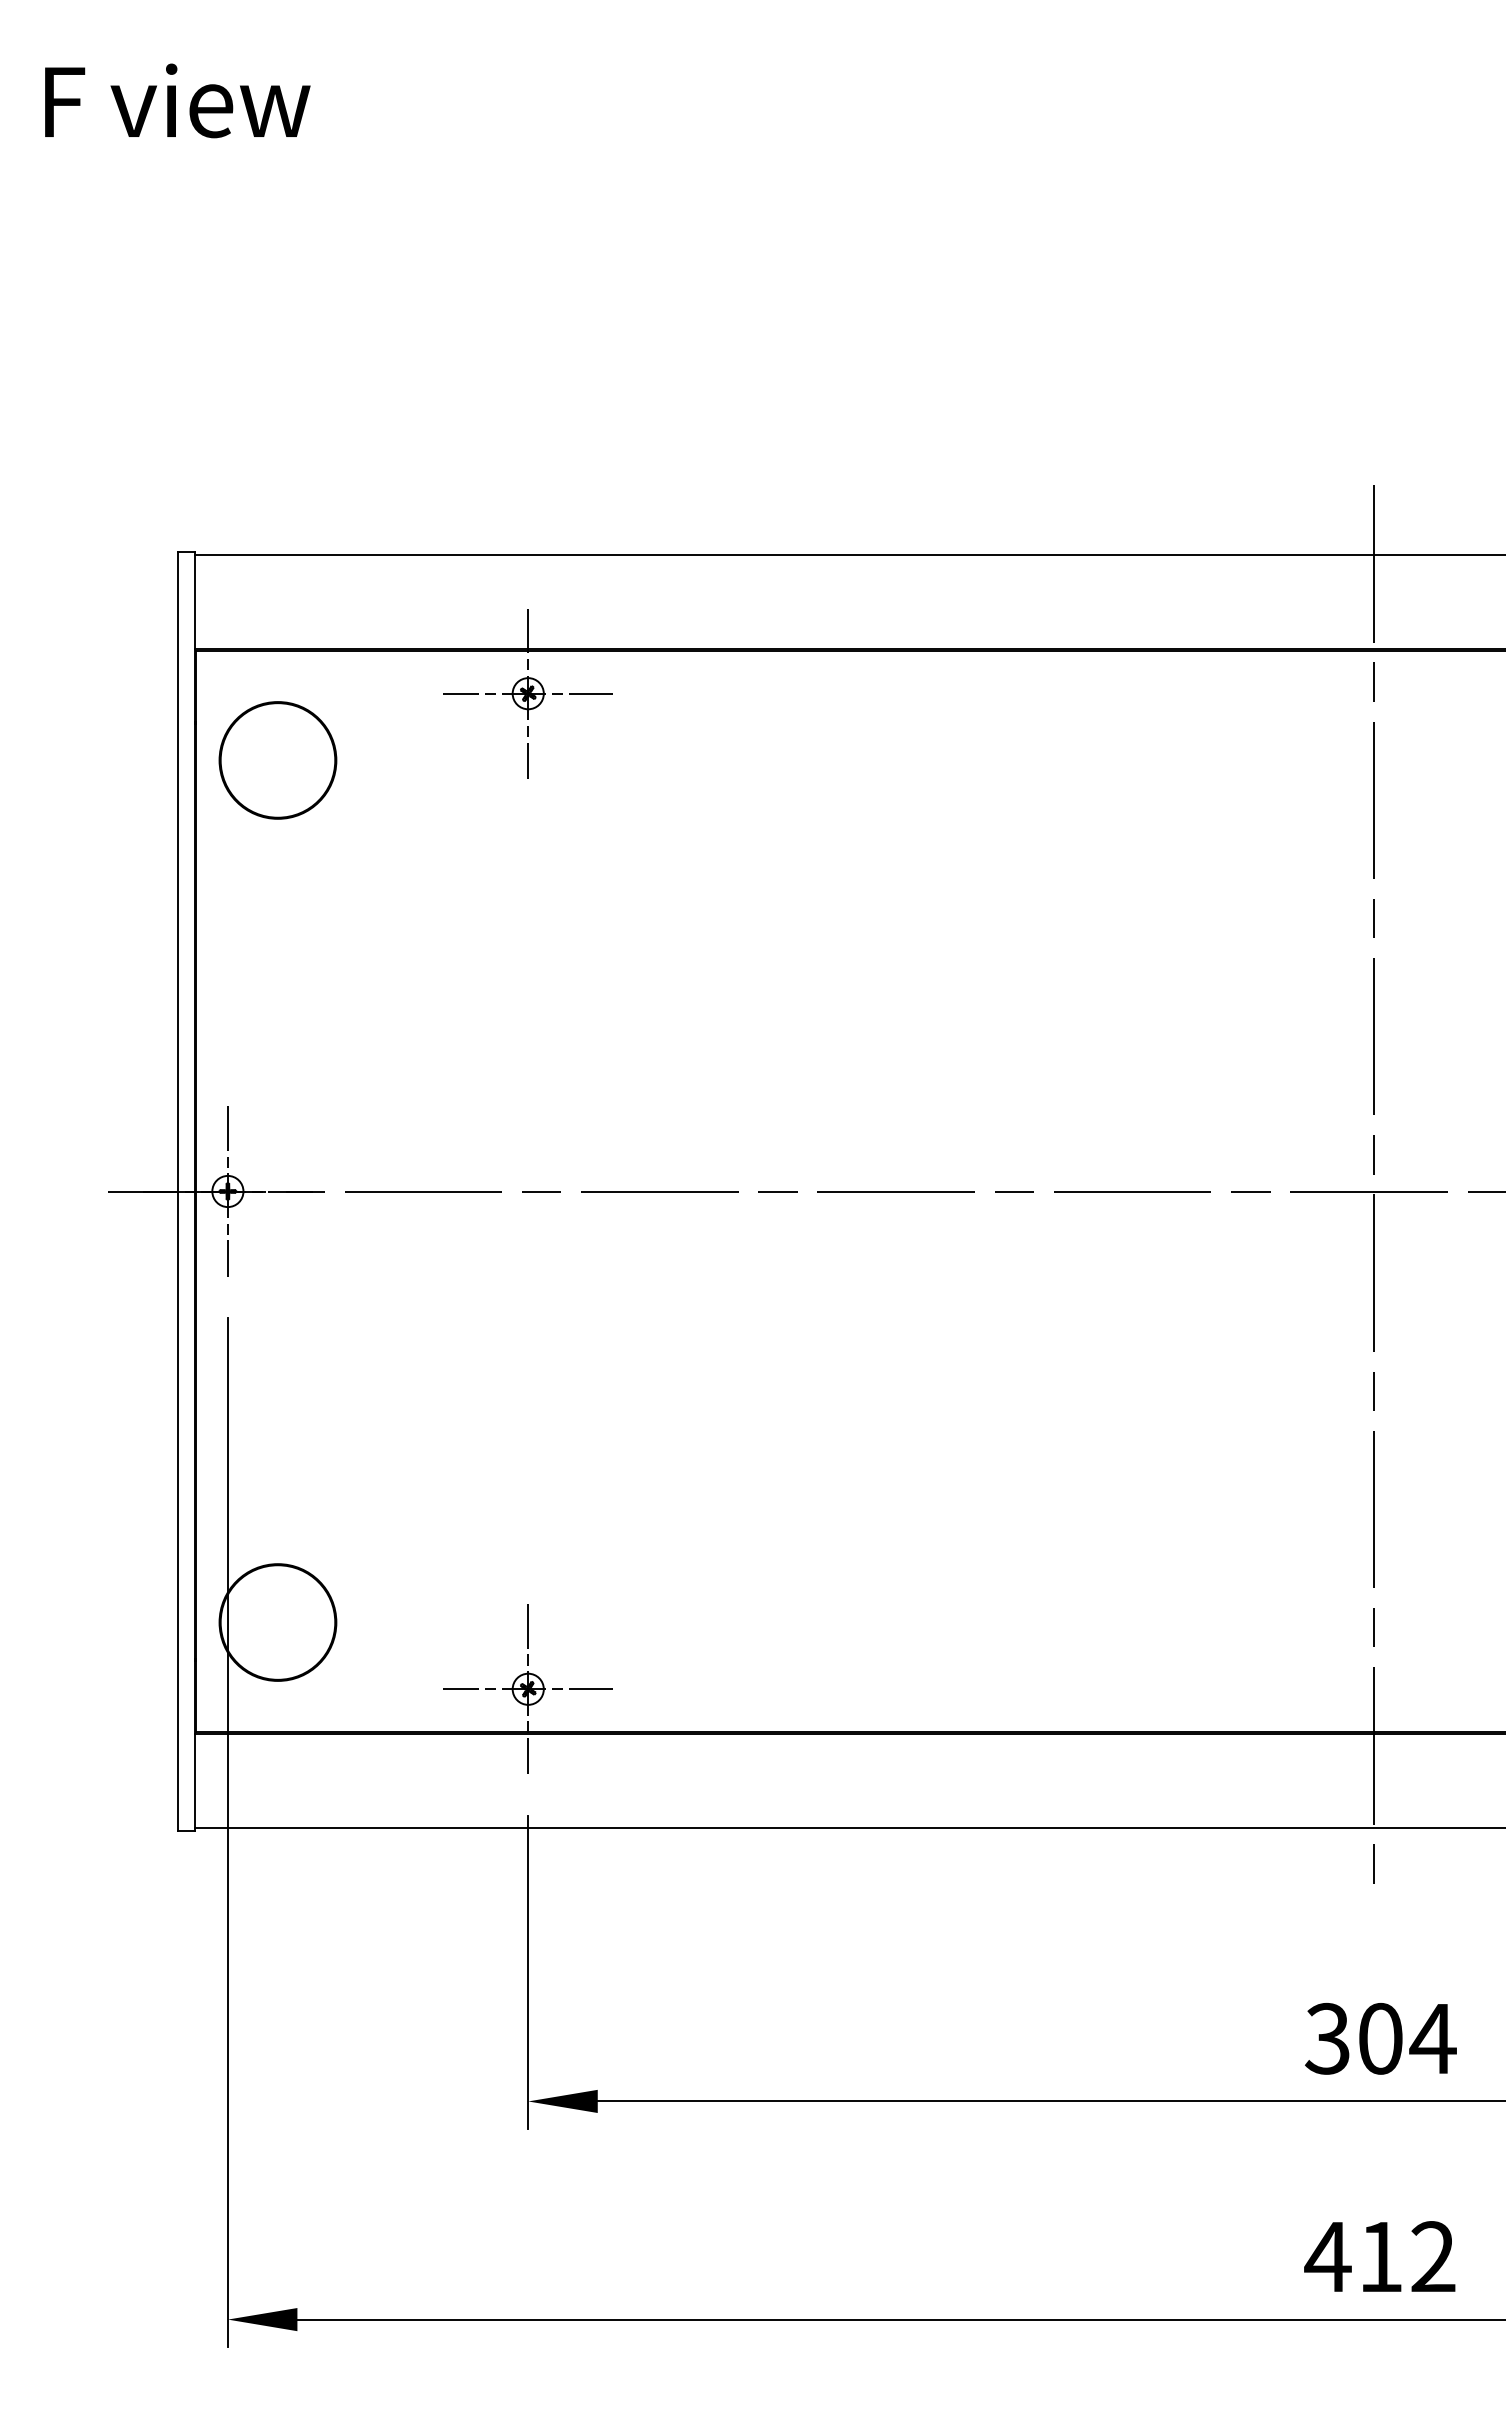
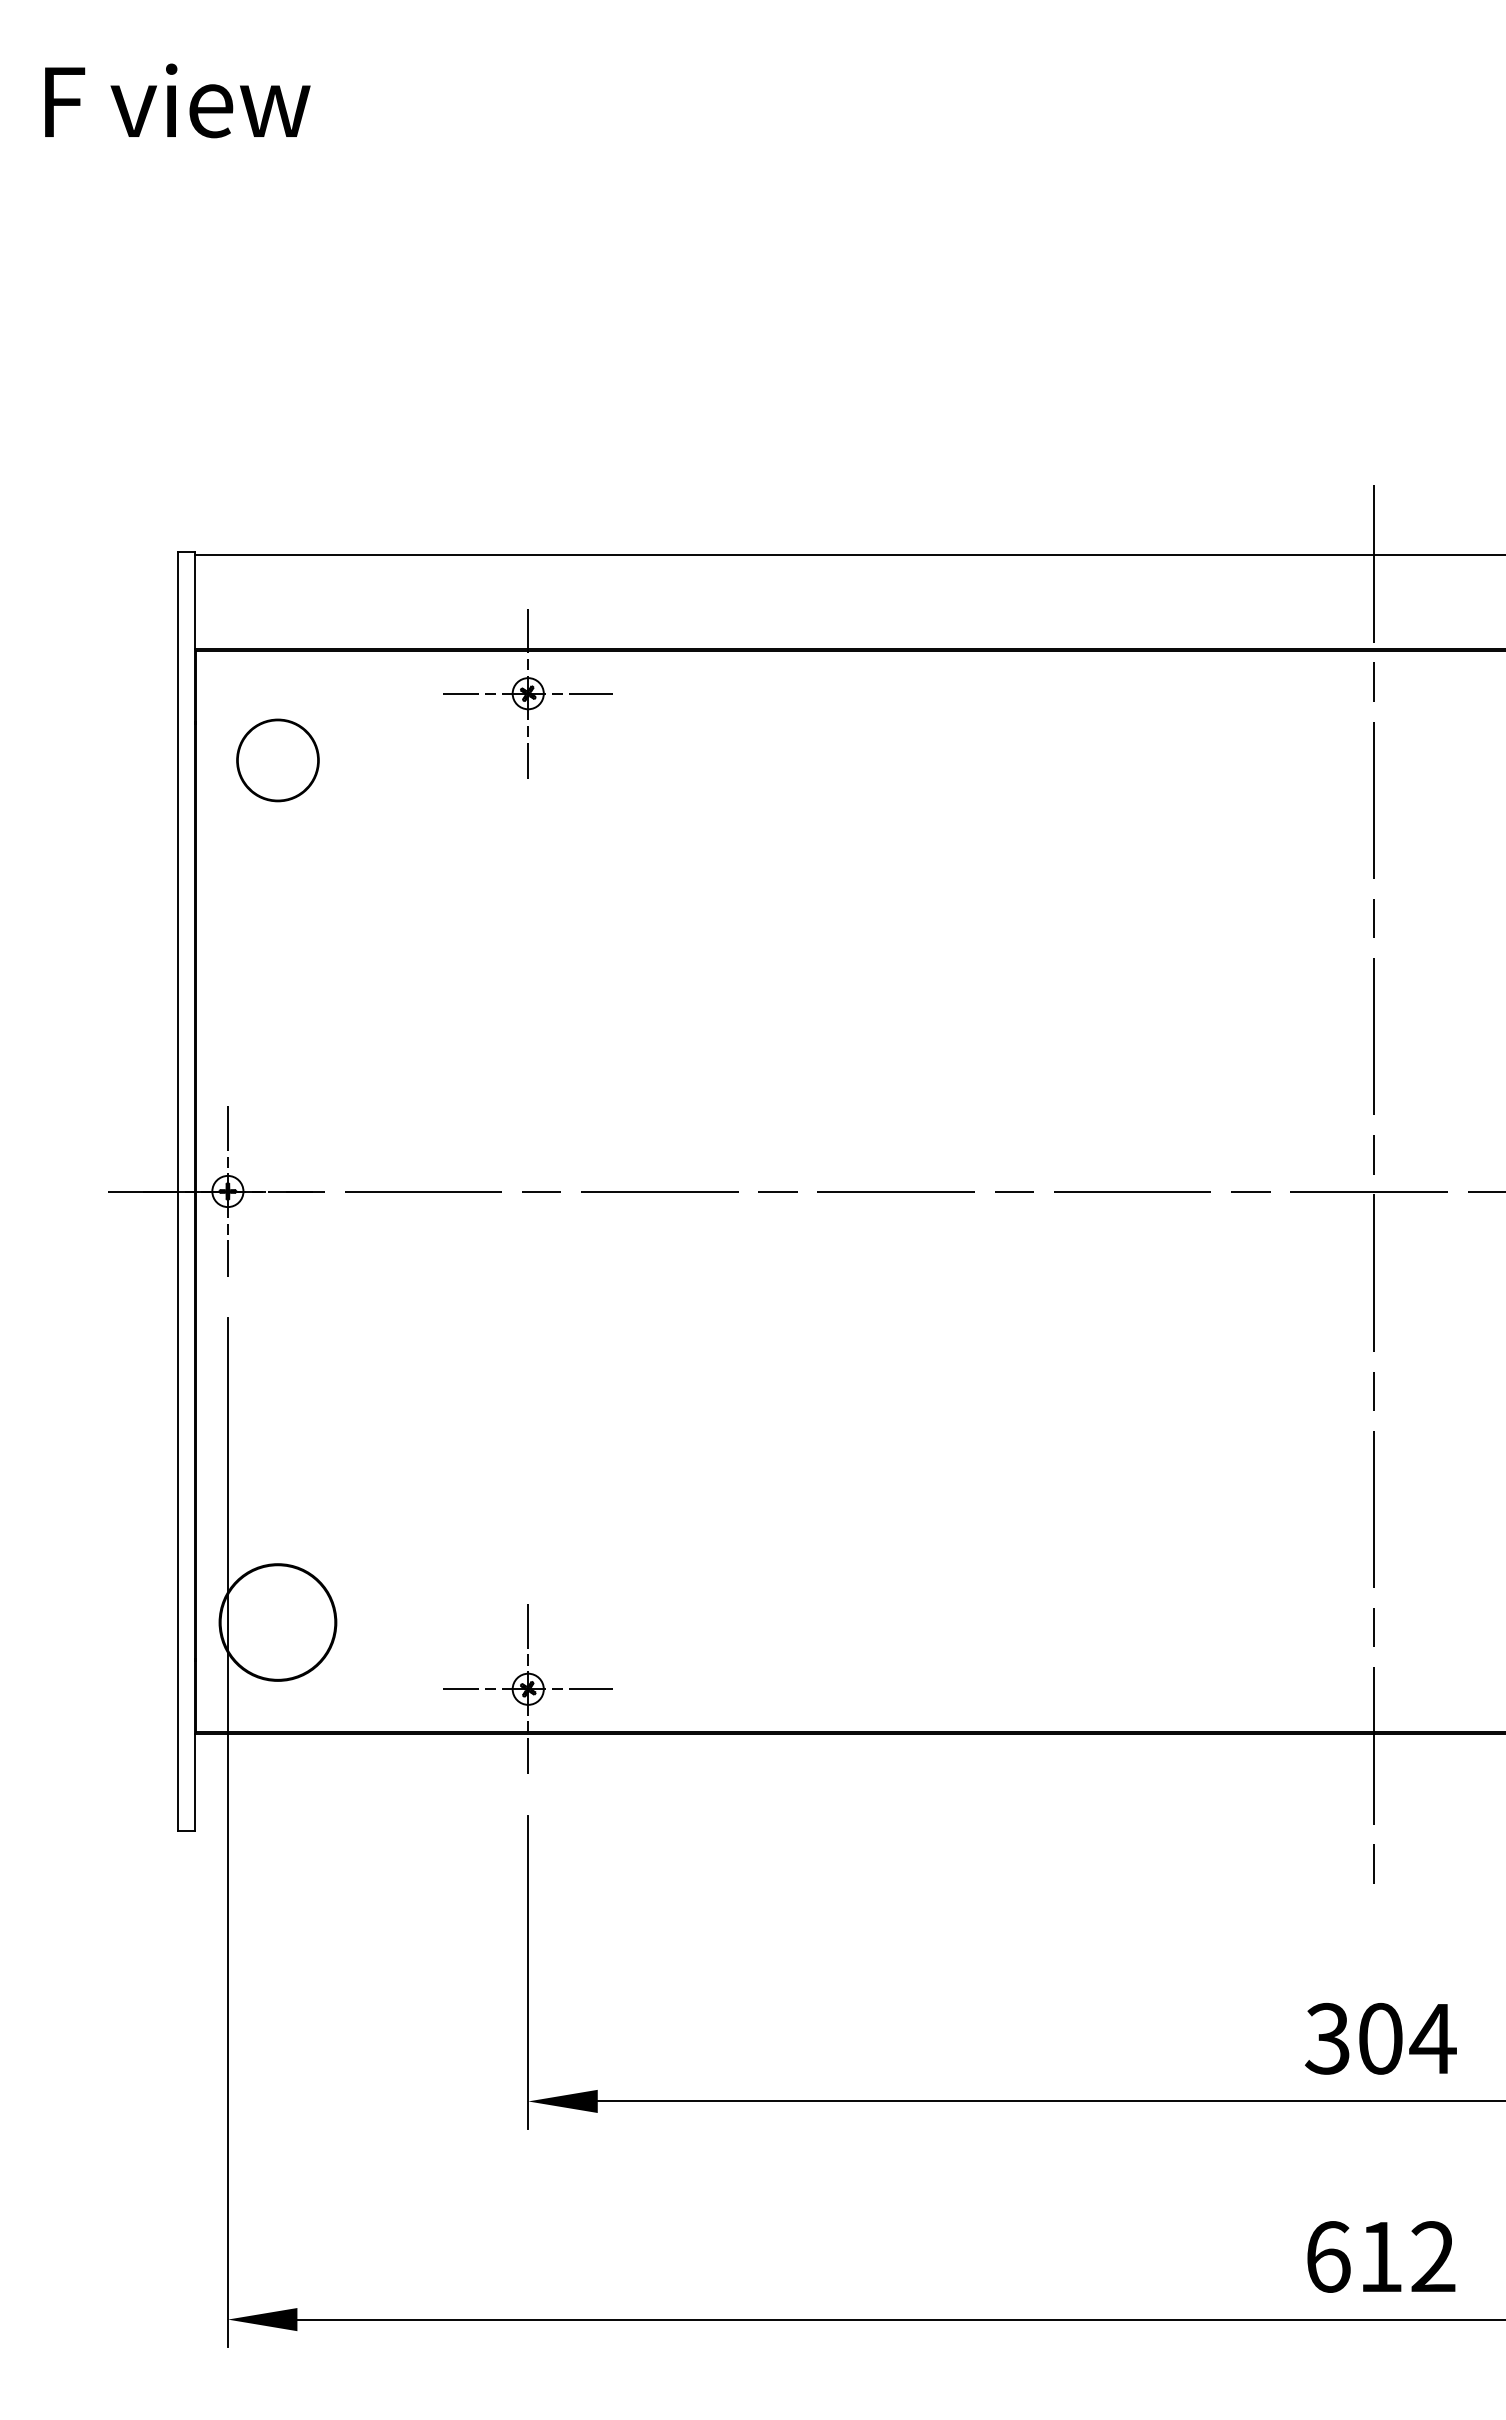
part size: 120x119 px -> 84x85 px (277, 760)
line: present -> none (848, 1828)
text: 412 -> 612 (1327, 2256)
